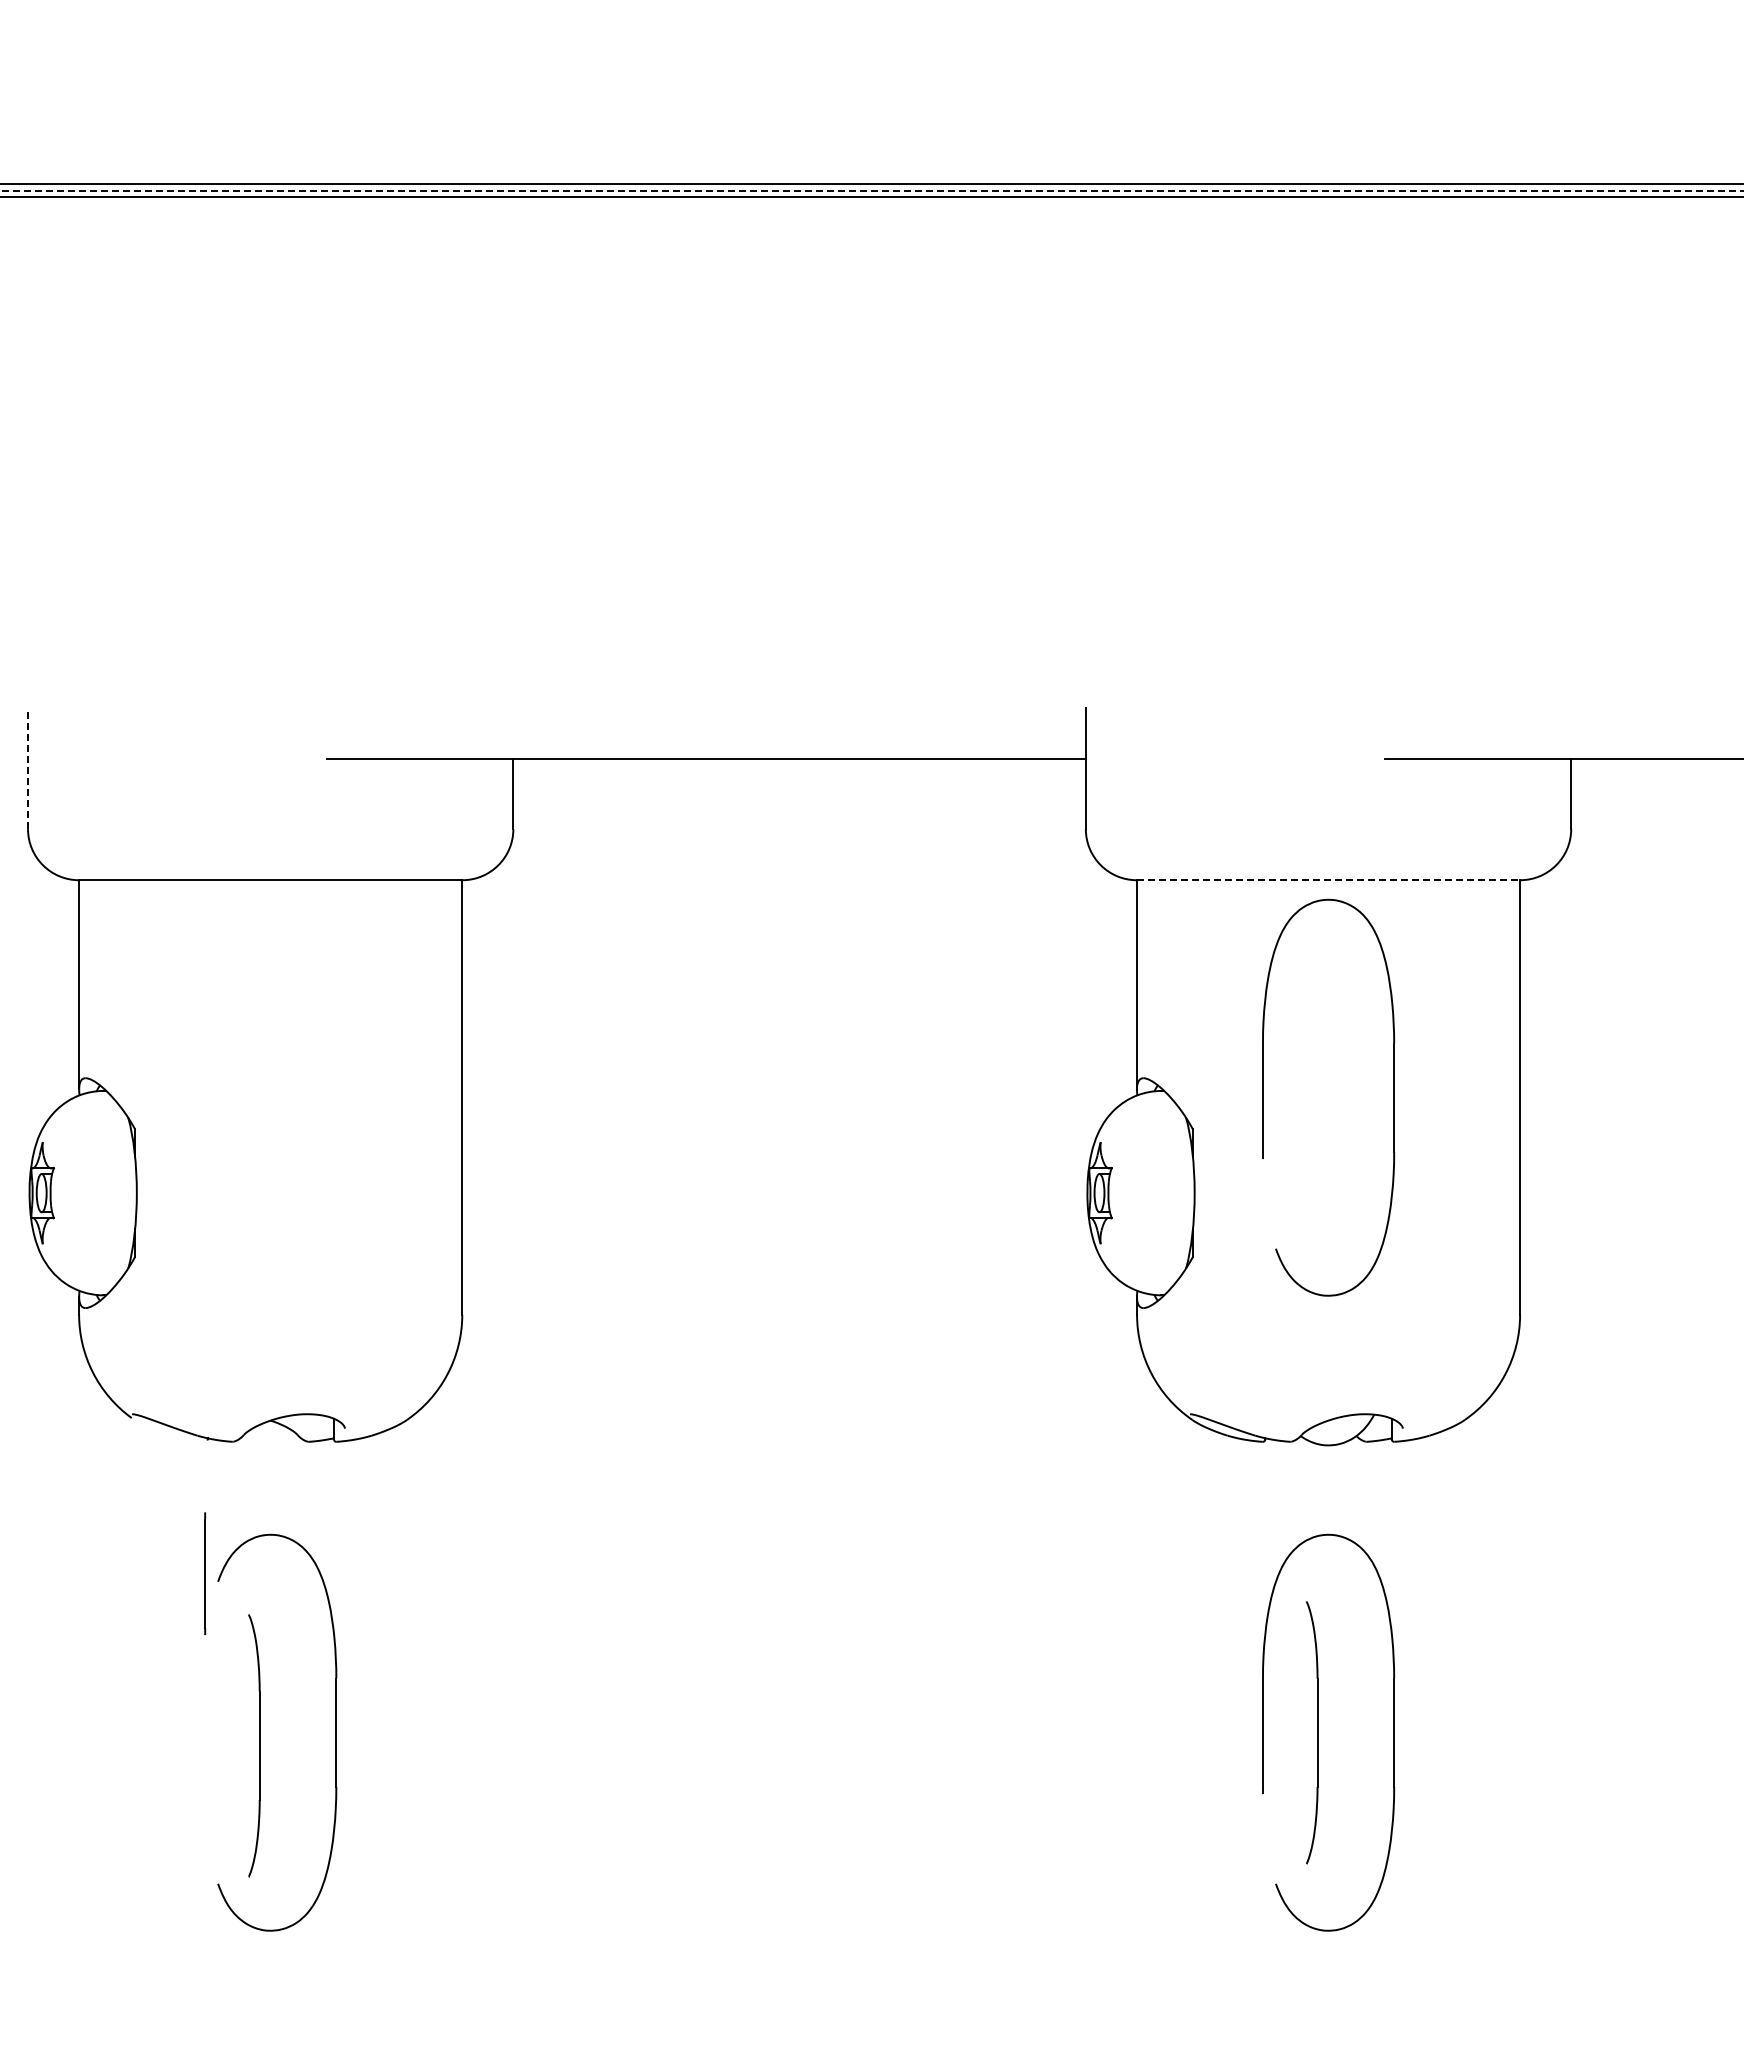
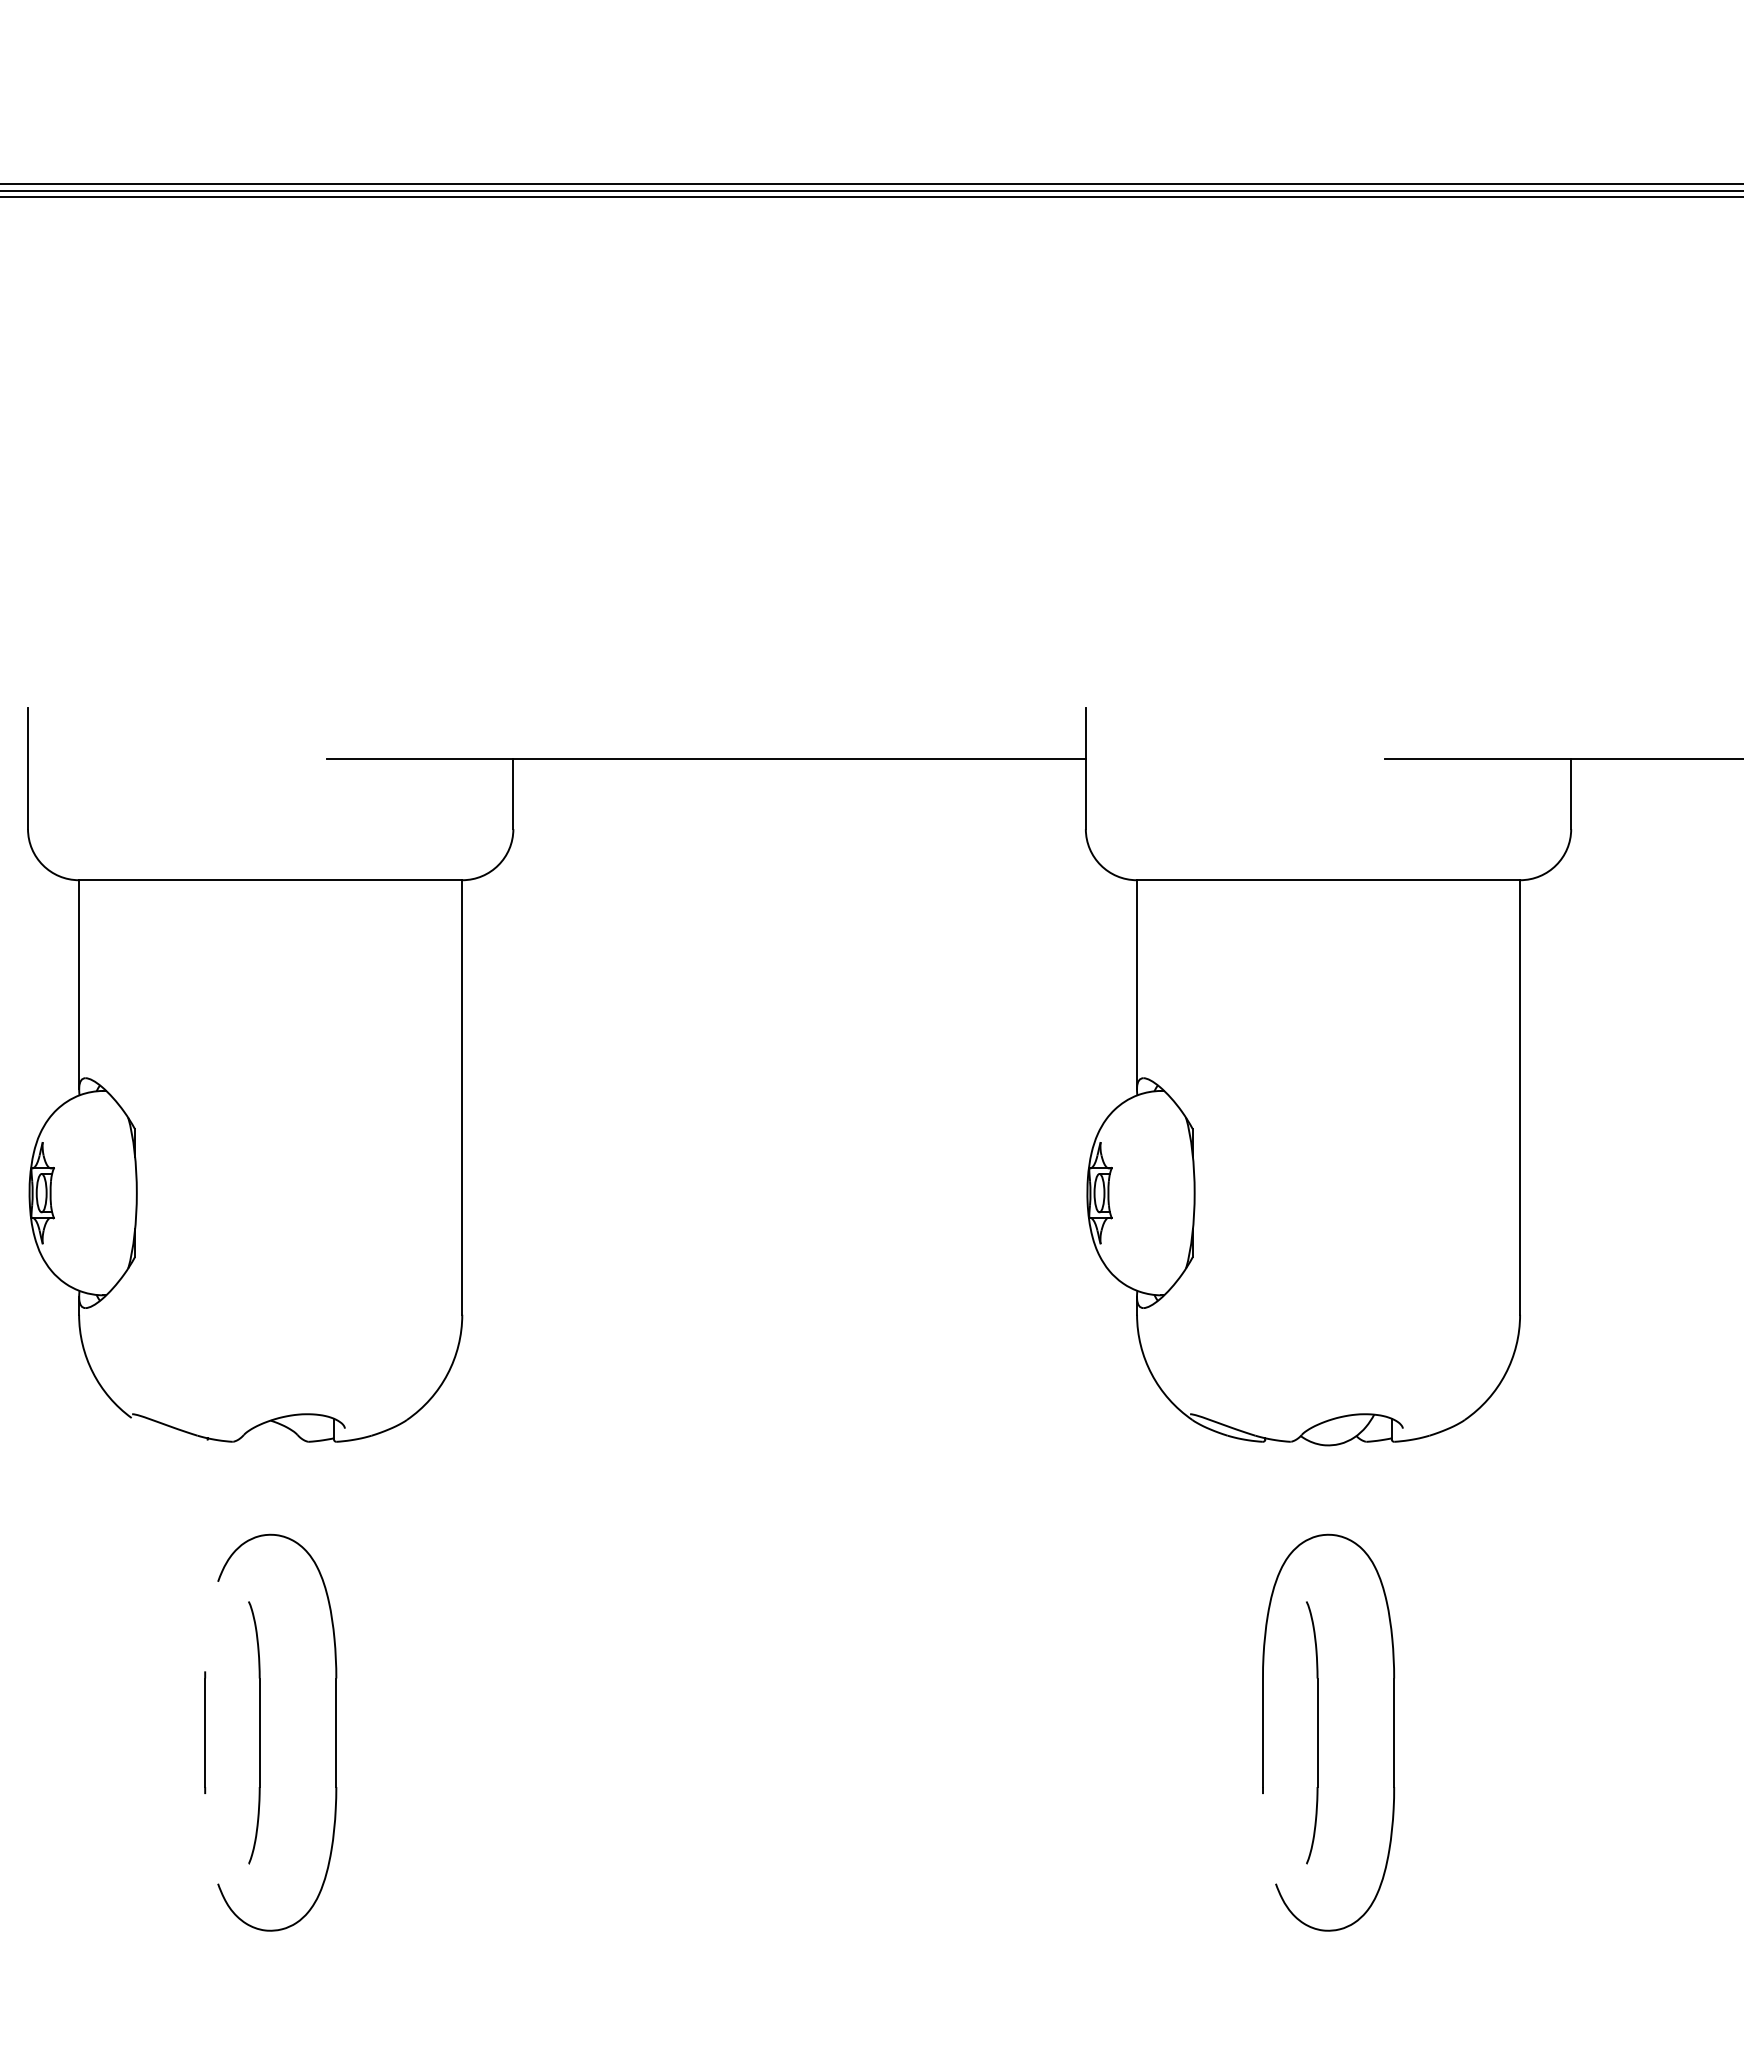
line: dashed -> solid (871, 190)
line: dashed -> solid (28, 768)
line: dashed -> solid (1328, 880)
part: present -> none (1263, 1097)
line position: (205, 1573) -> (205, 1732) (205, 1732)
part position: (254, 1745) -> (254, 1732) (254, 1732)
